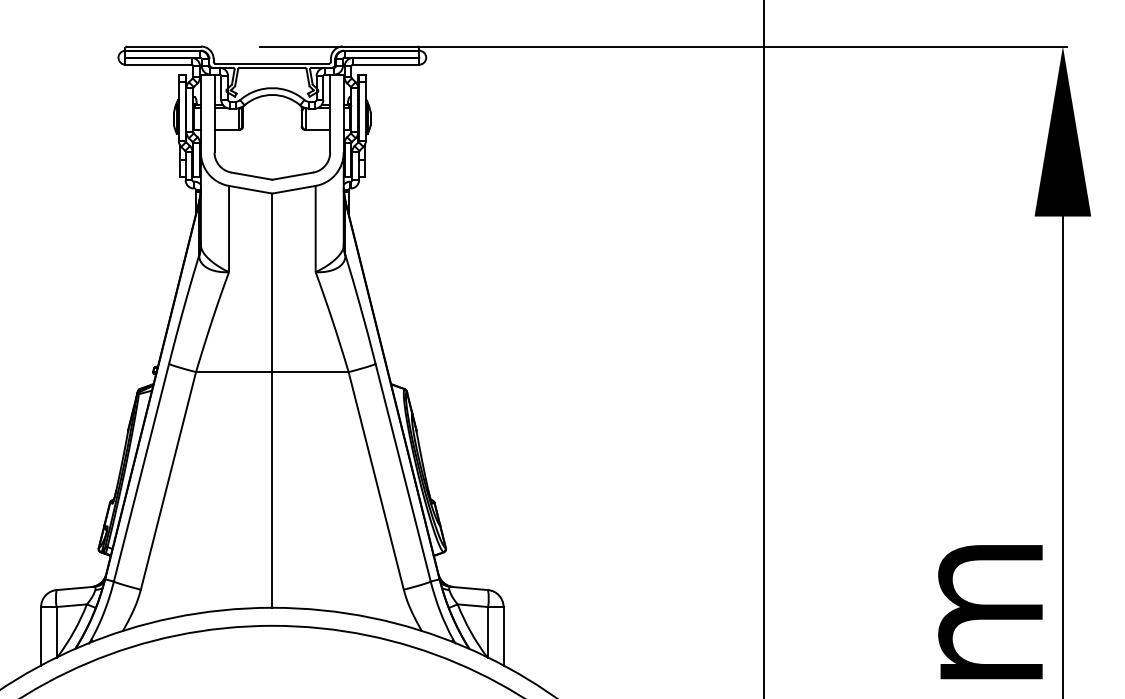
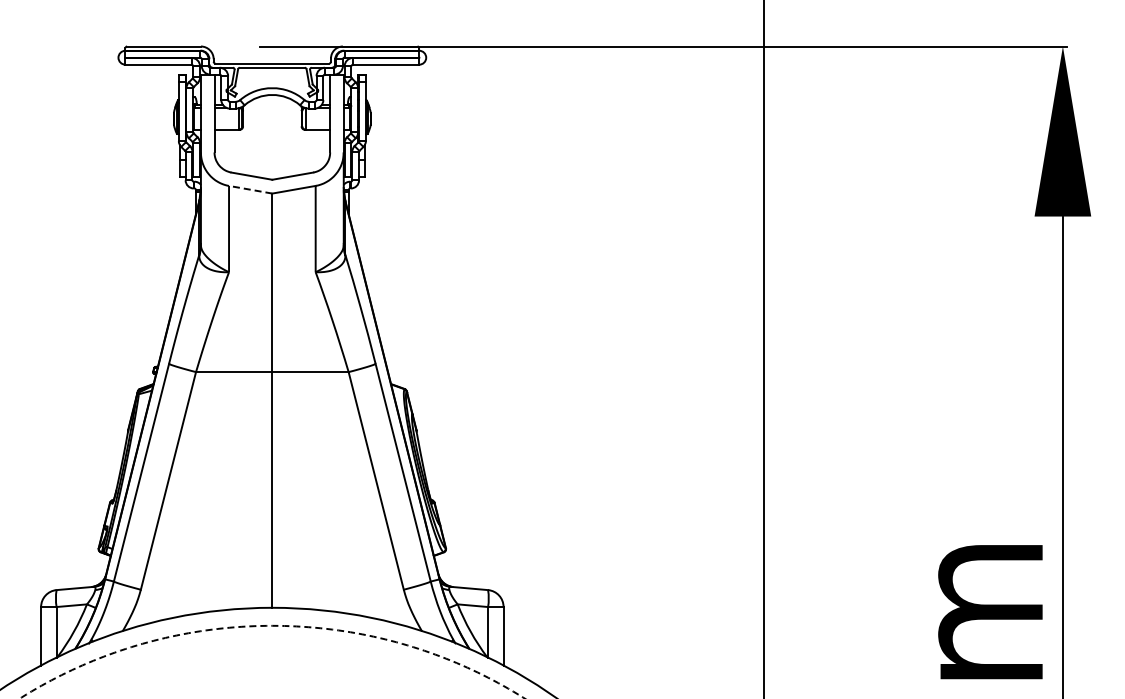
line: solid -> dashed (250, 189)
circle: solid -> dashed (272, 661)
